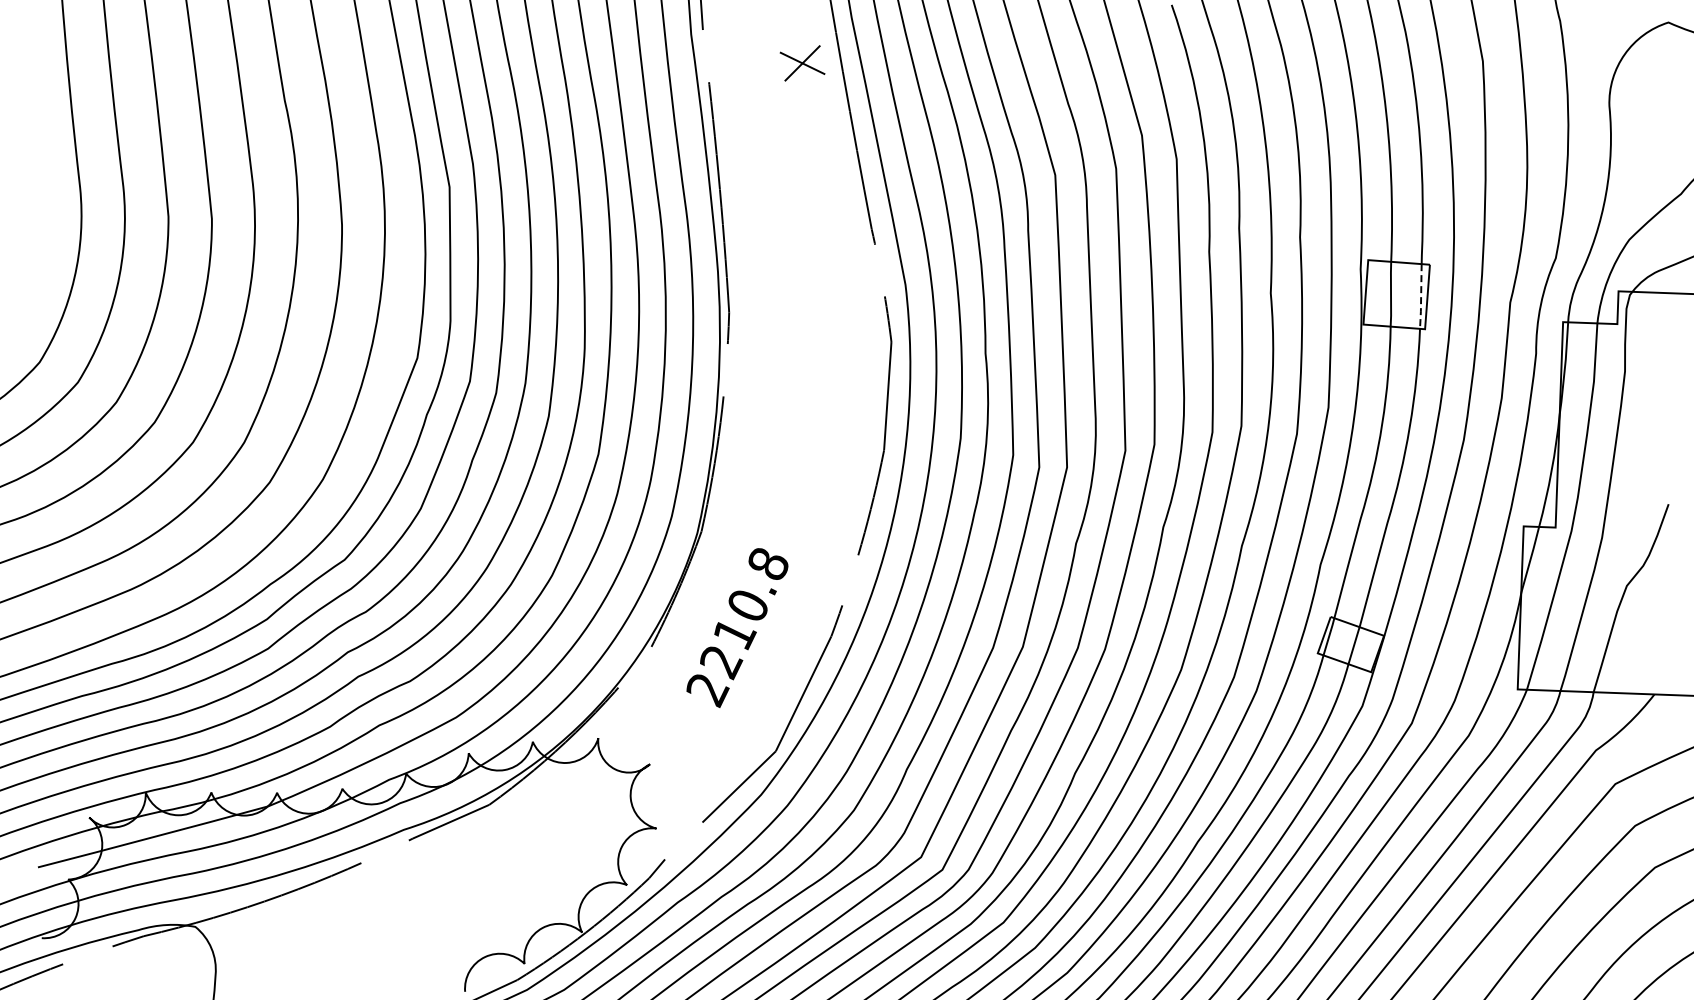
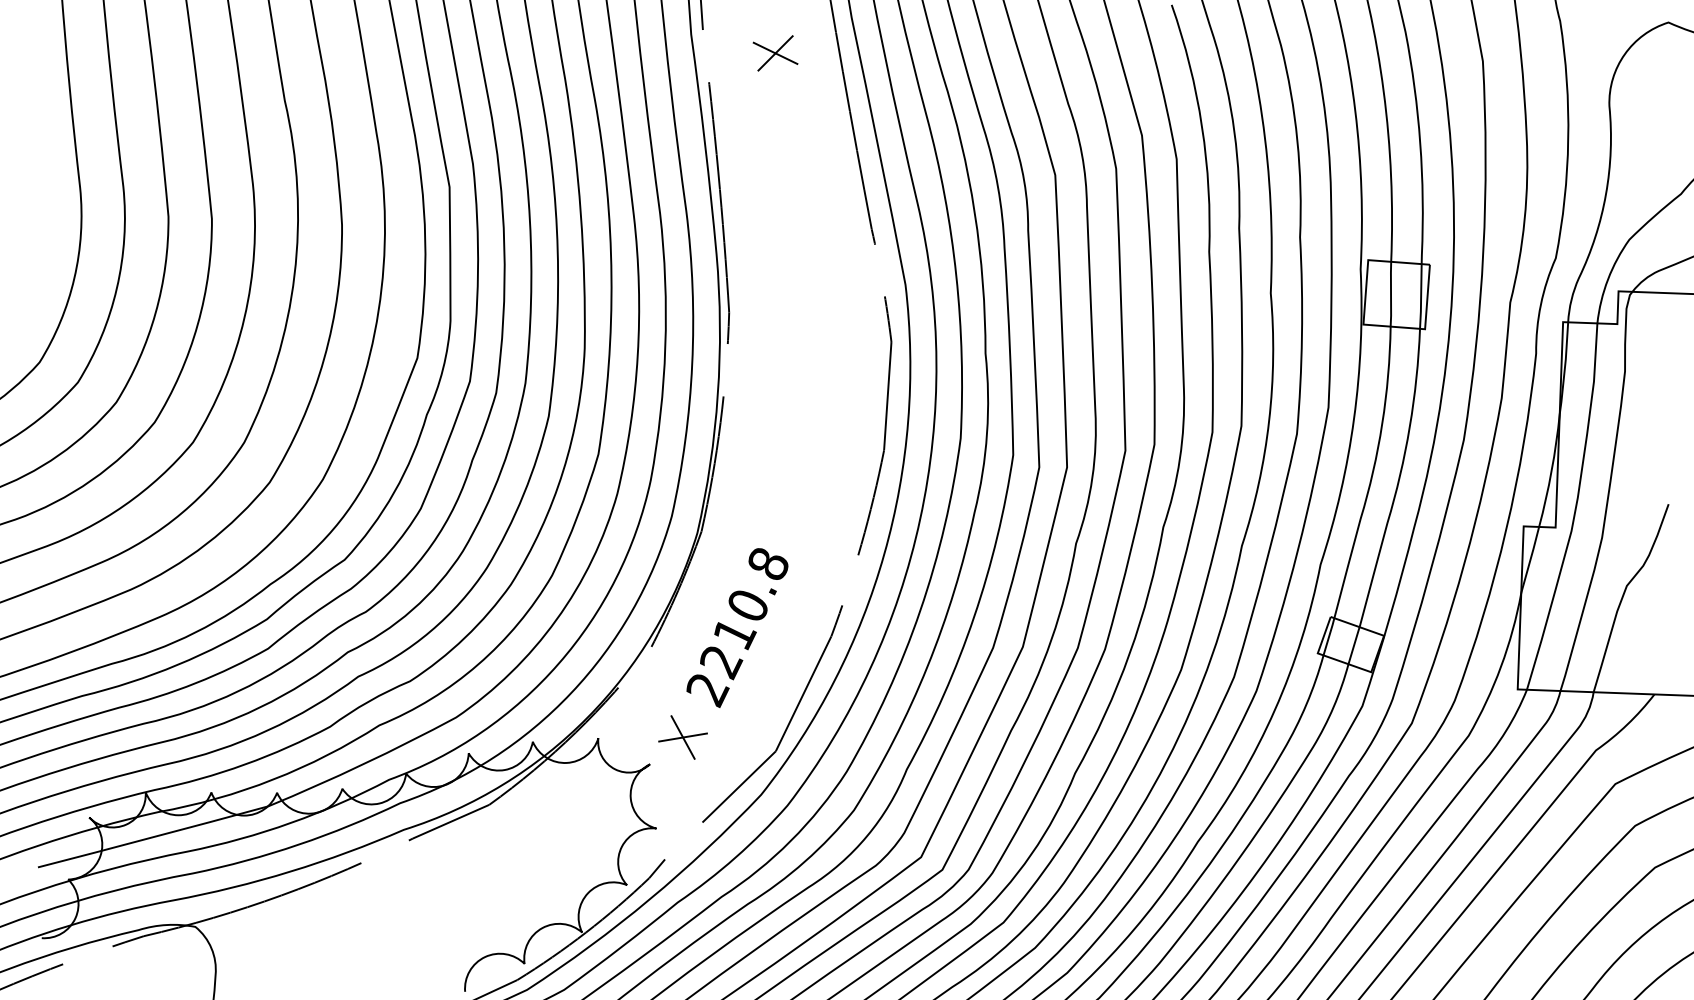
part position: (802, 63) -> (775, 53) (775, 53)
line: dashed -> solid (1421, 296)
part: none -> present (682, 737)
